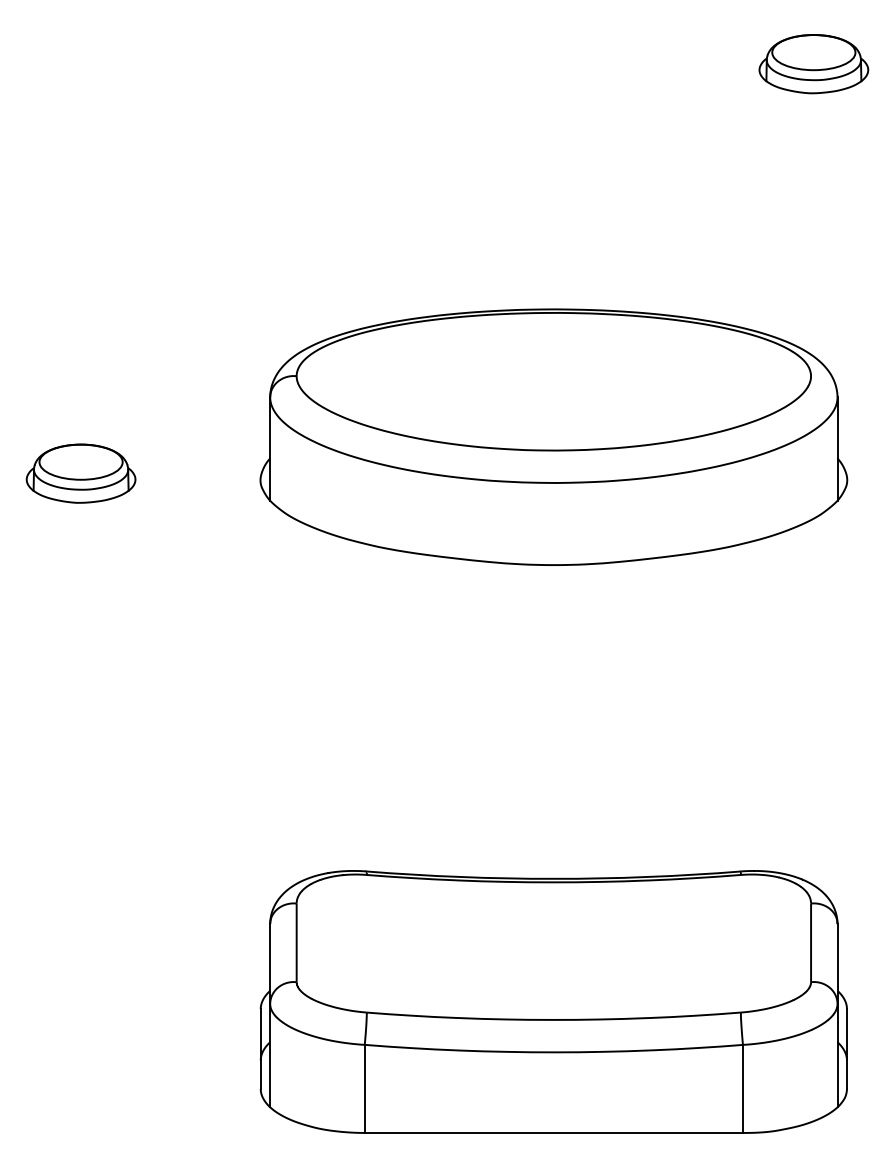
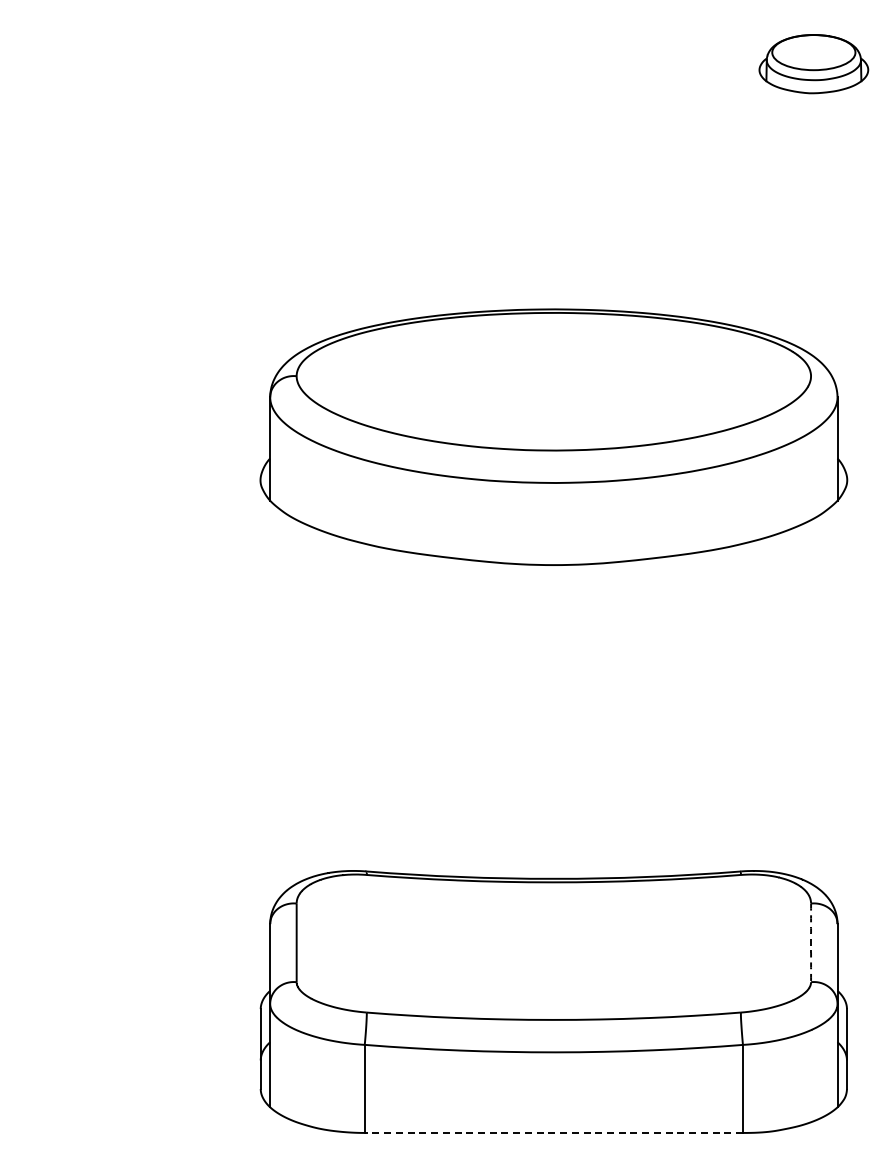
part: present -> none (80, 473)
line: solid -> dashed (811, 942)
line: solid -> dashed (553, 1132)
